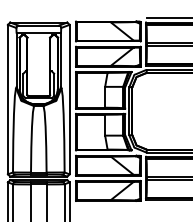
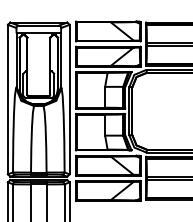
line: present -> none (167, 18)
